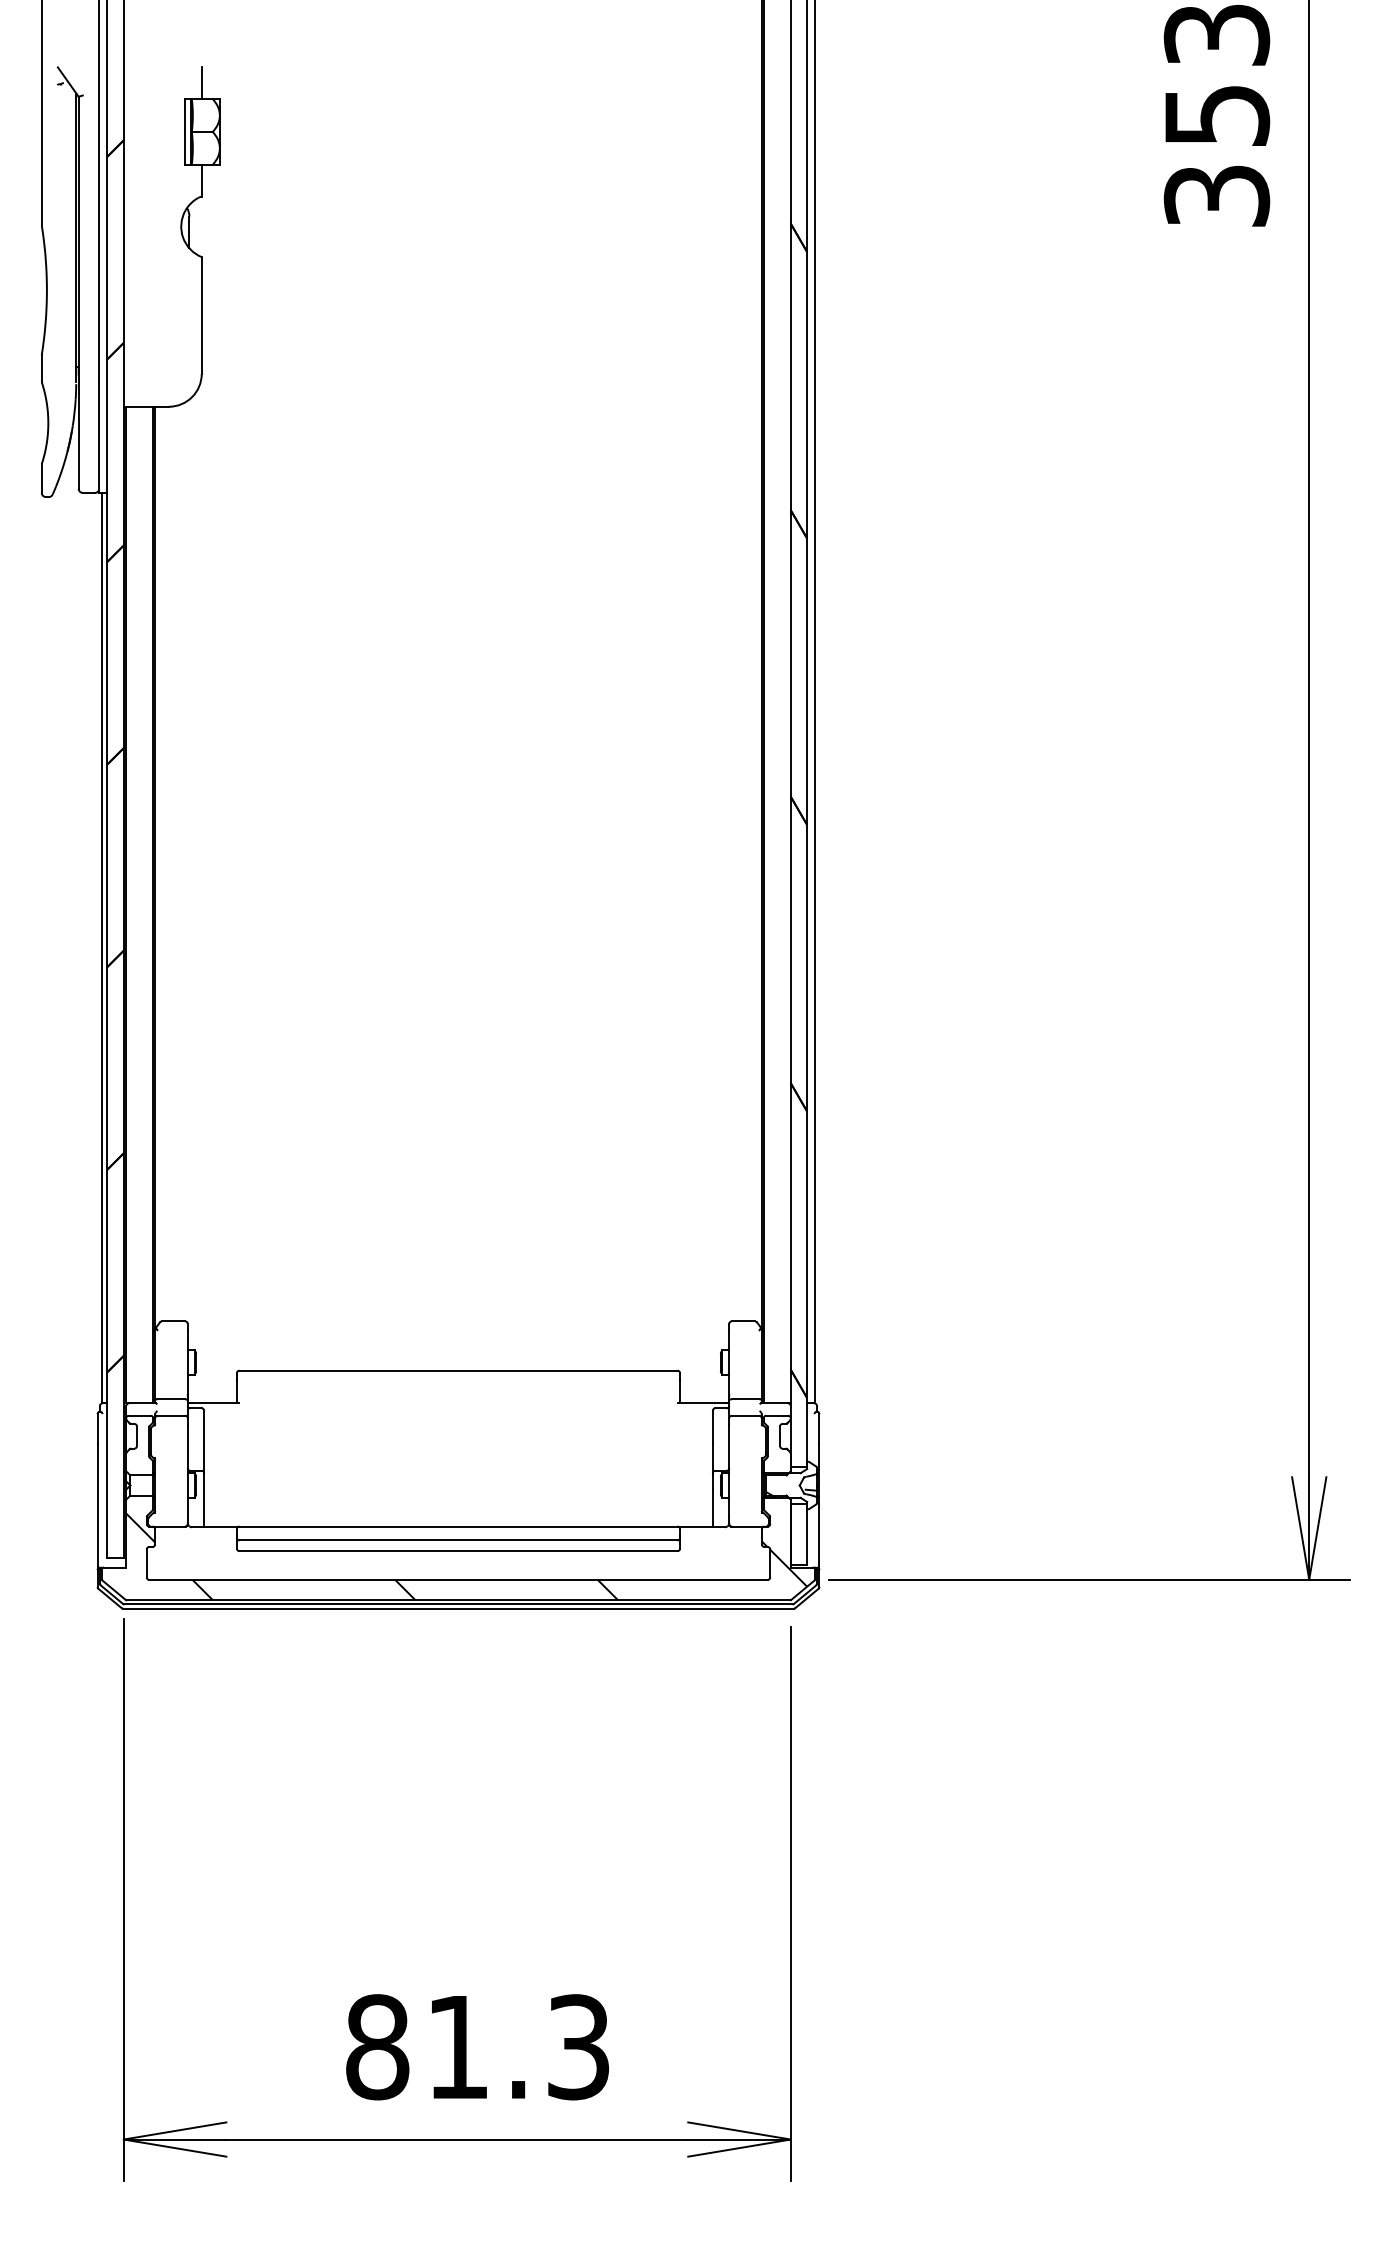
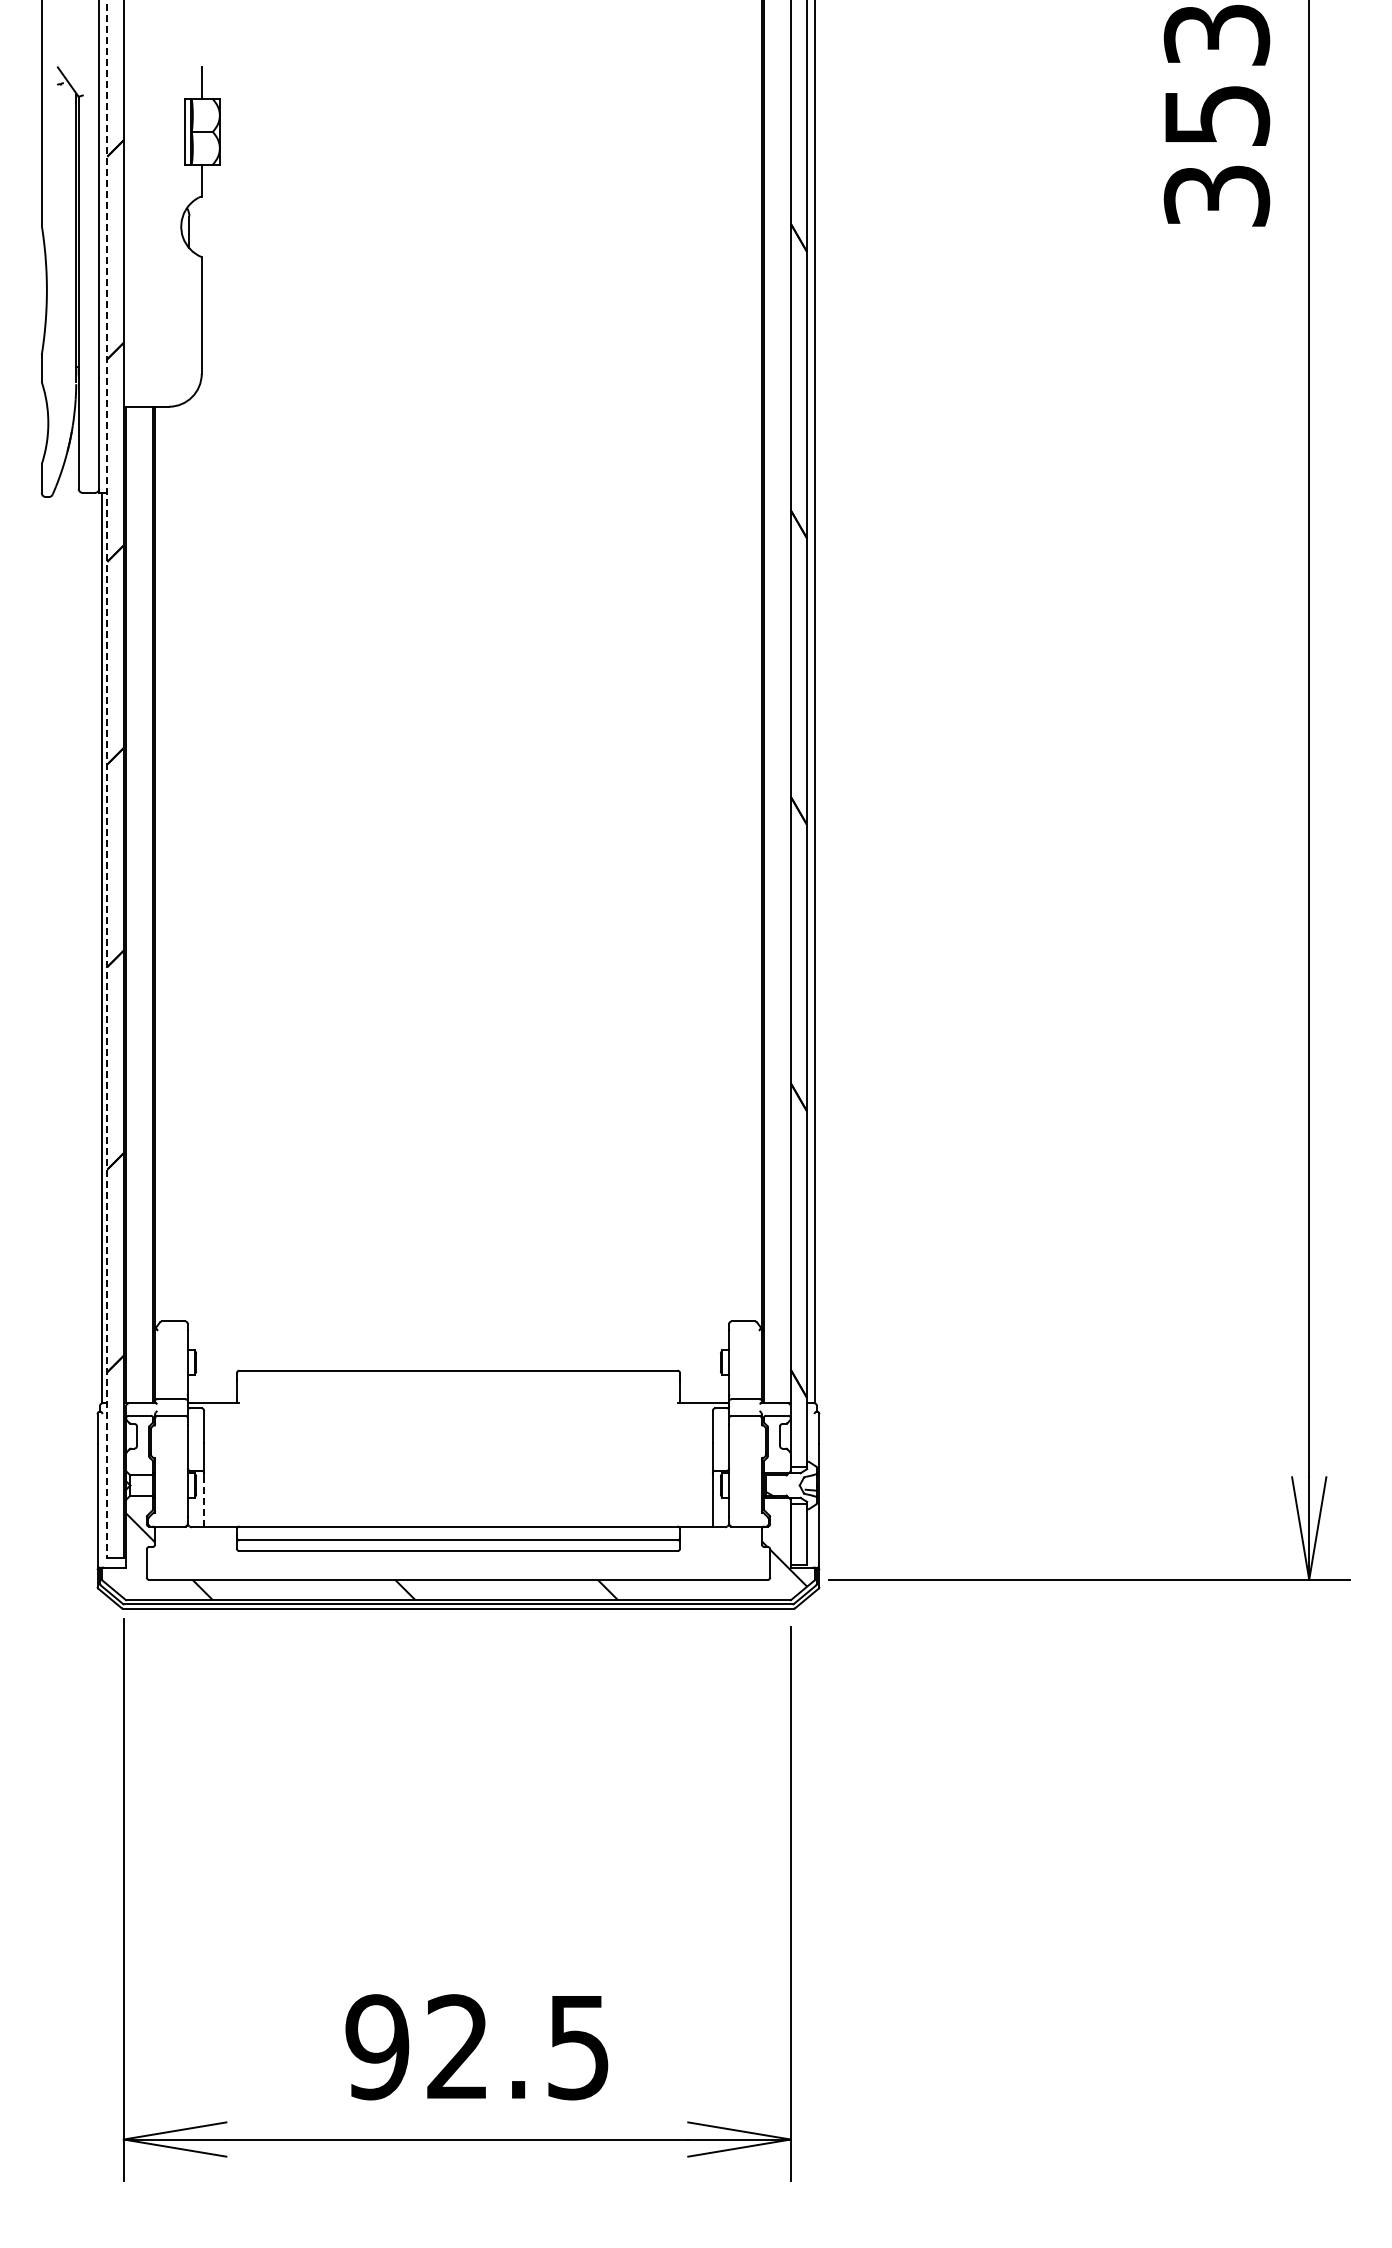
line: solid -> dashed (107, 779)
line: solid -> dashed (204, 1500)
text: 81.3 -> 92.5 (477, 2047)
